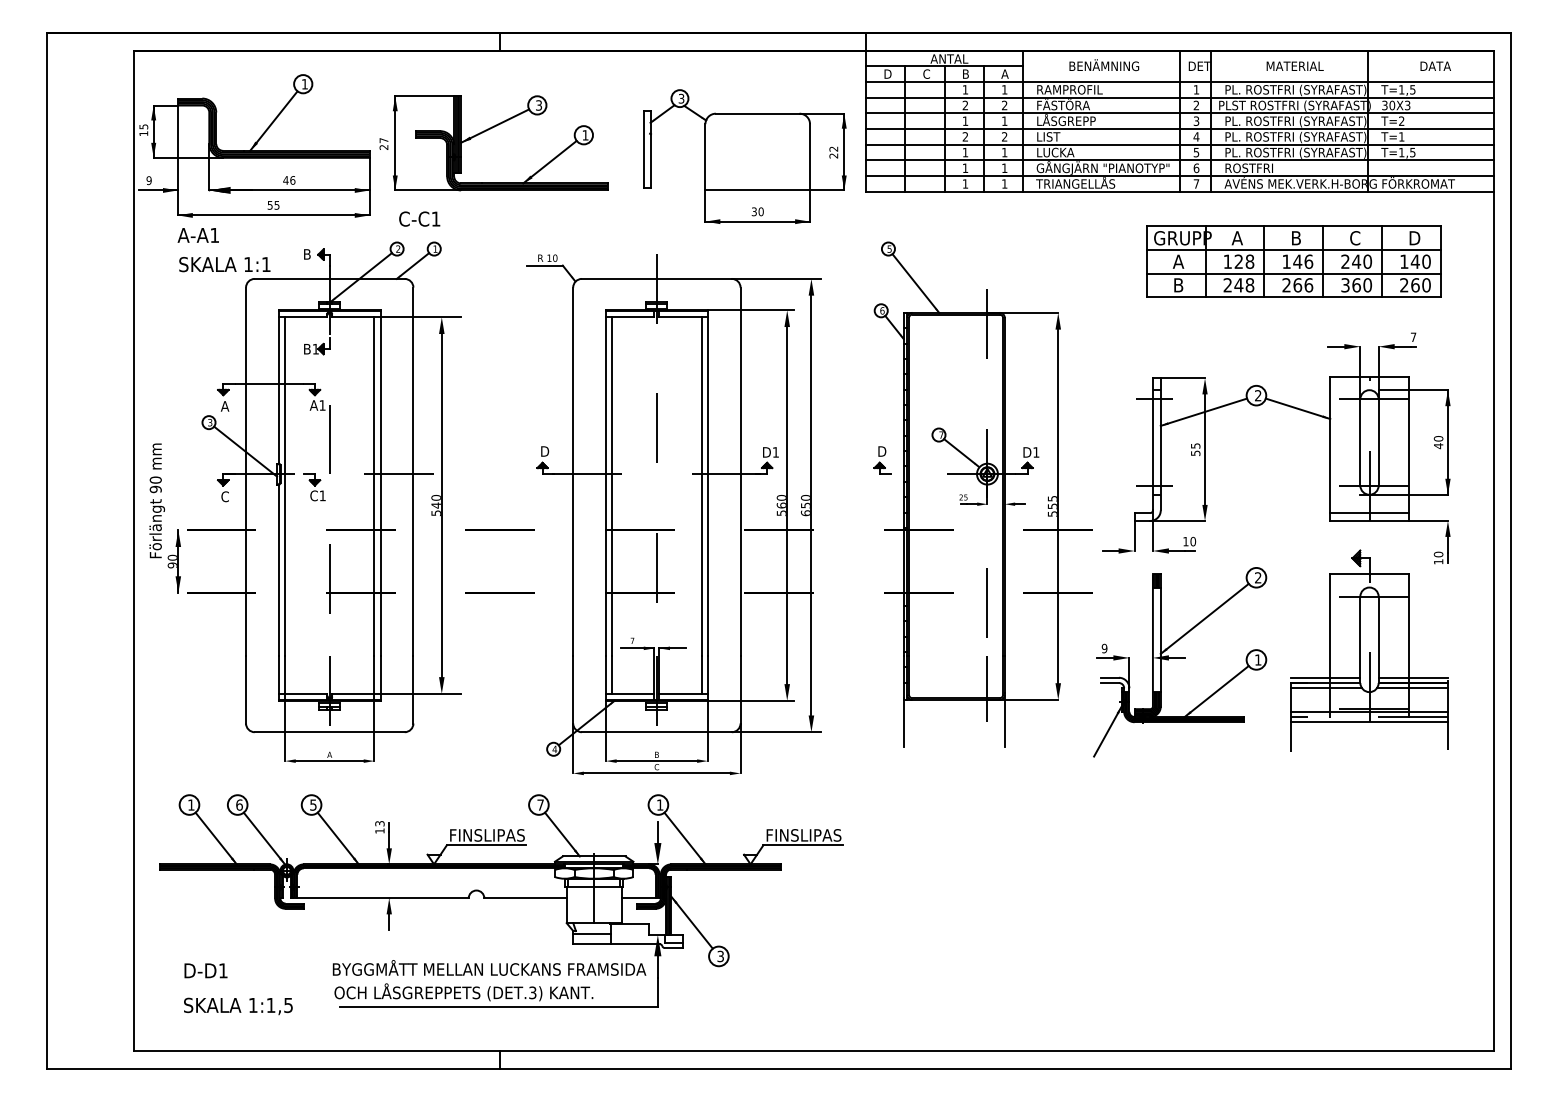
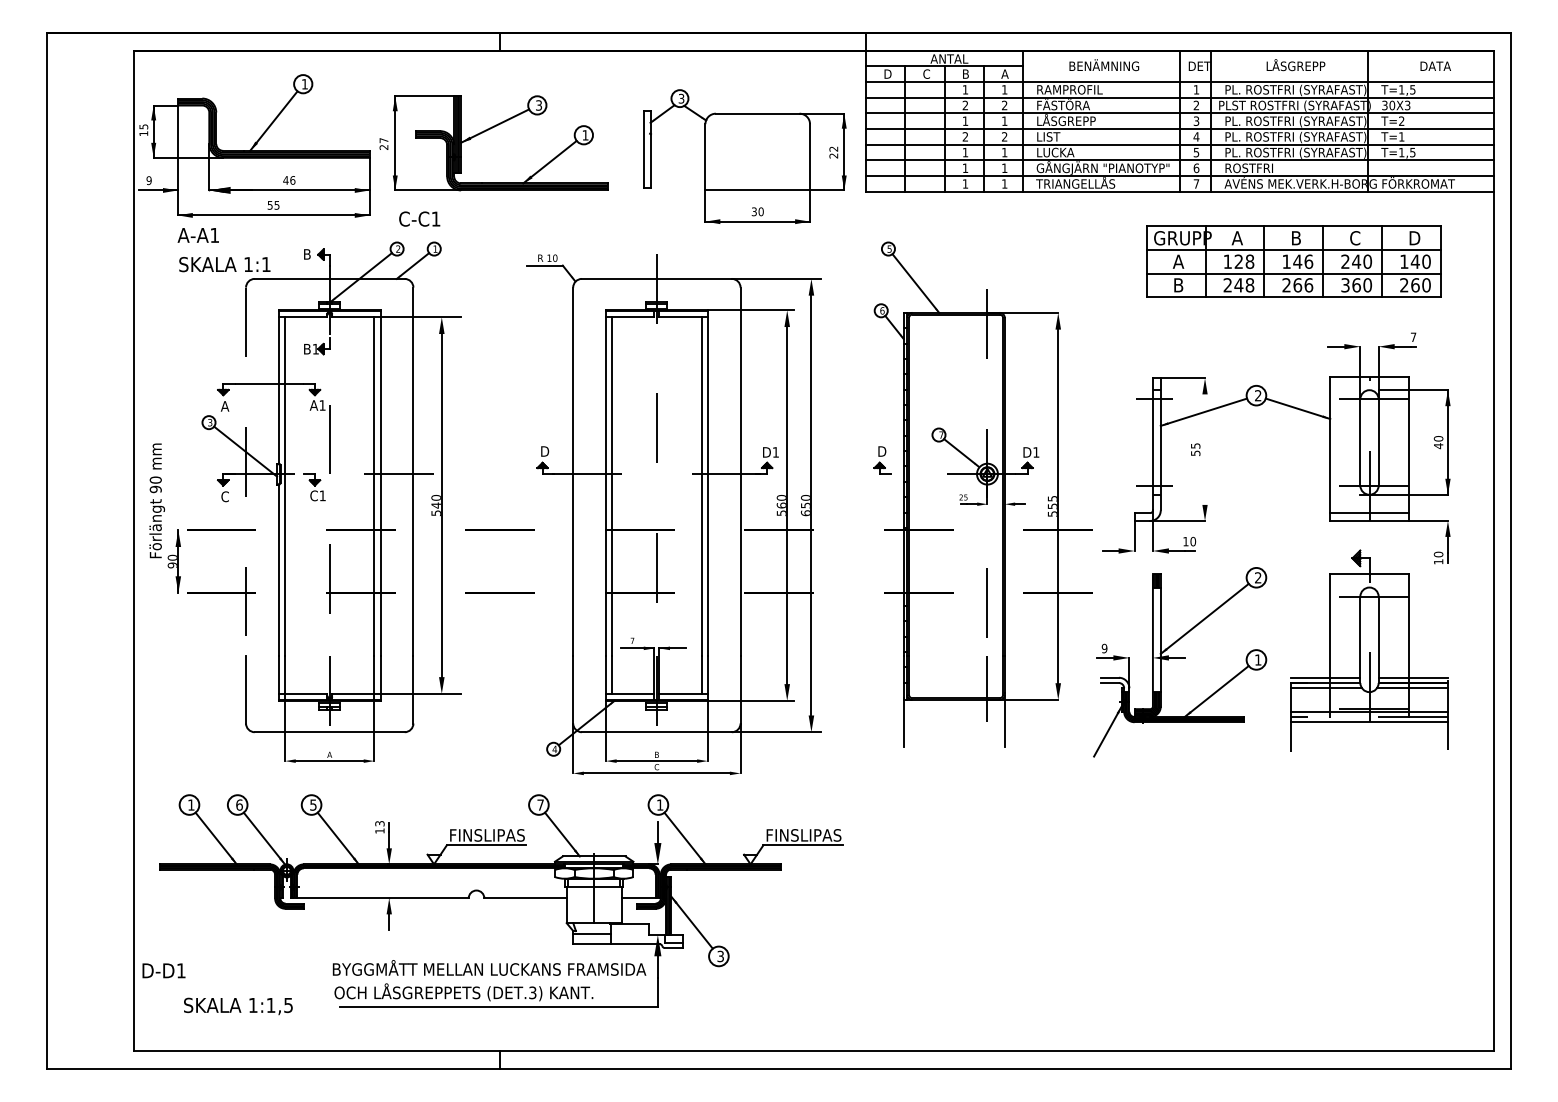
text: MATERIAL -> LÅSGREPP (1296, 65)
line: present -> none (1205, 449)
line: solid -> dashed (246, 472)
text position: (205, 970) -> (163, 970) (163, 970)
